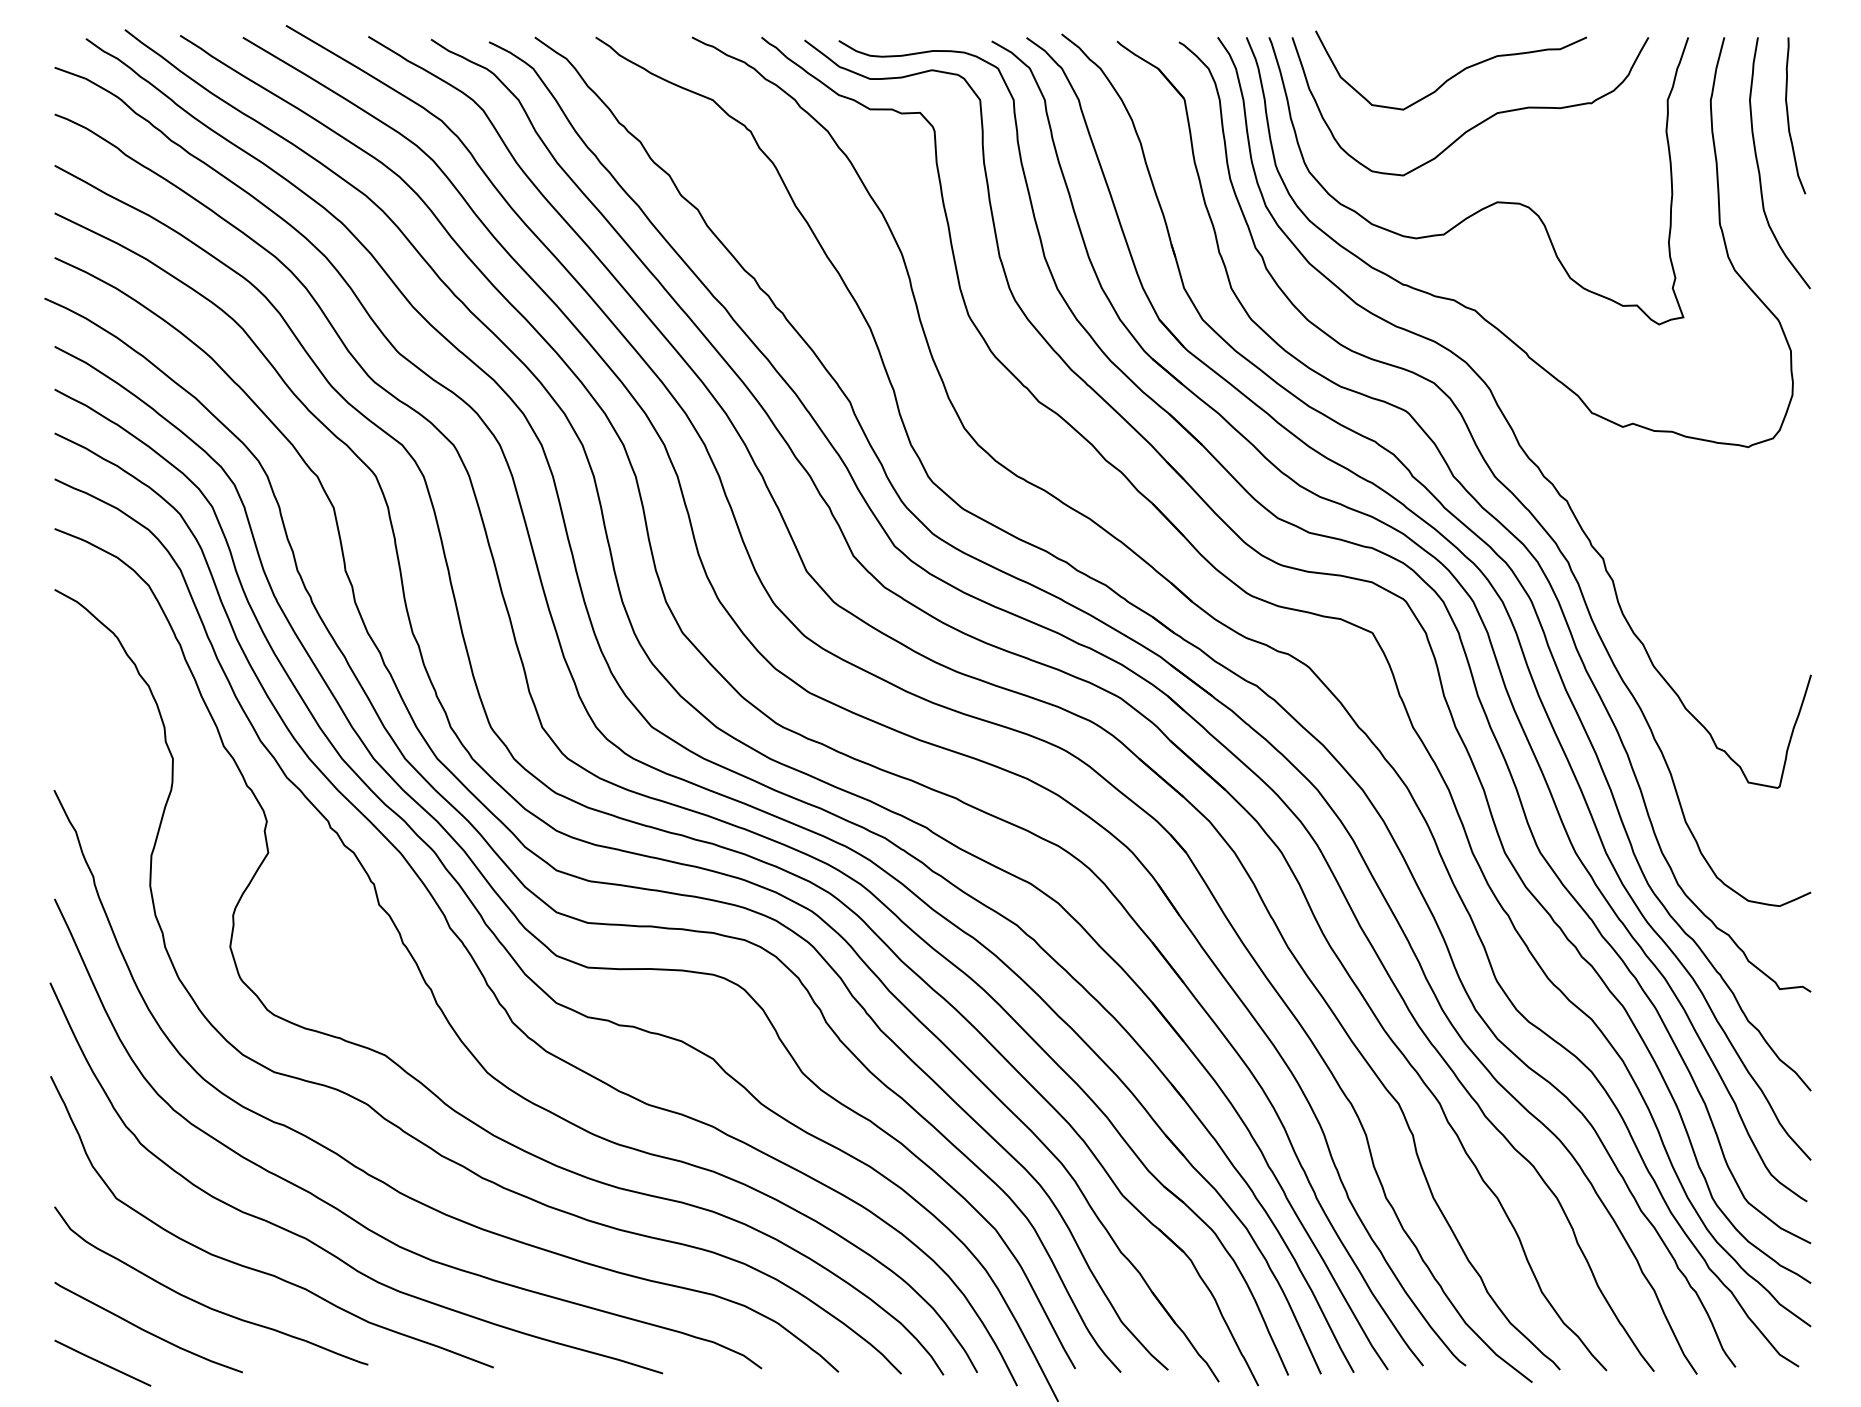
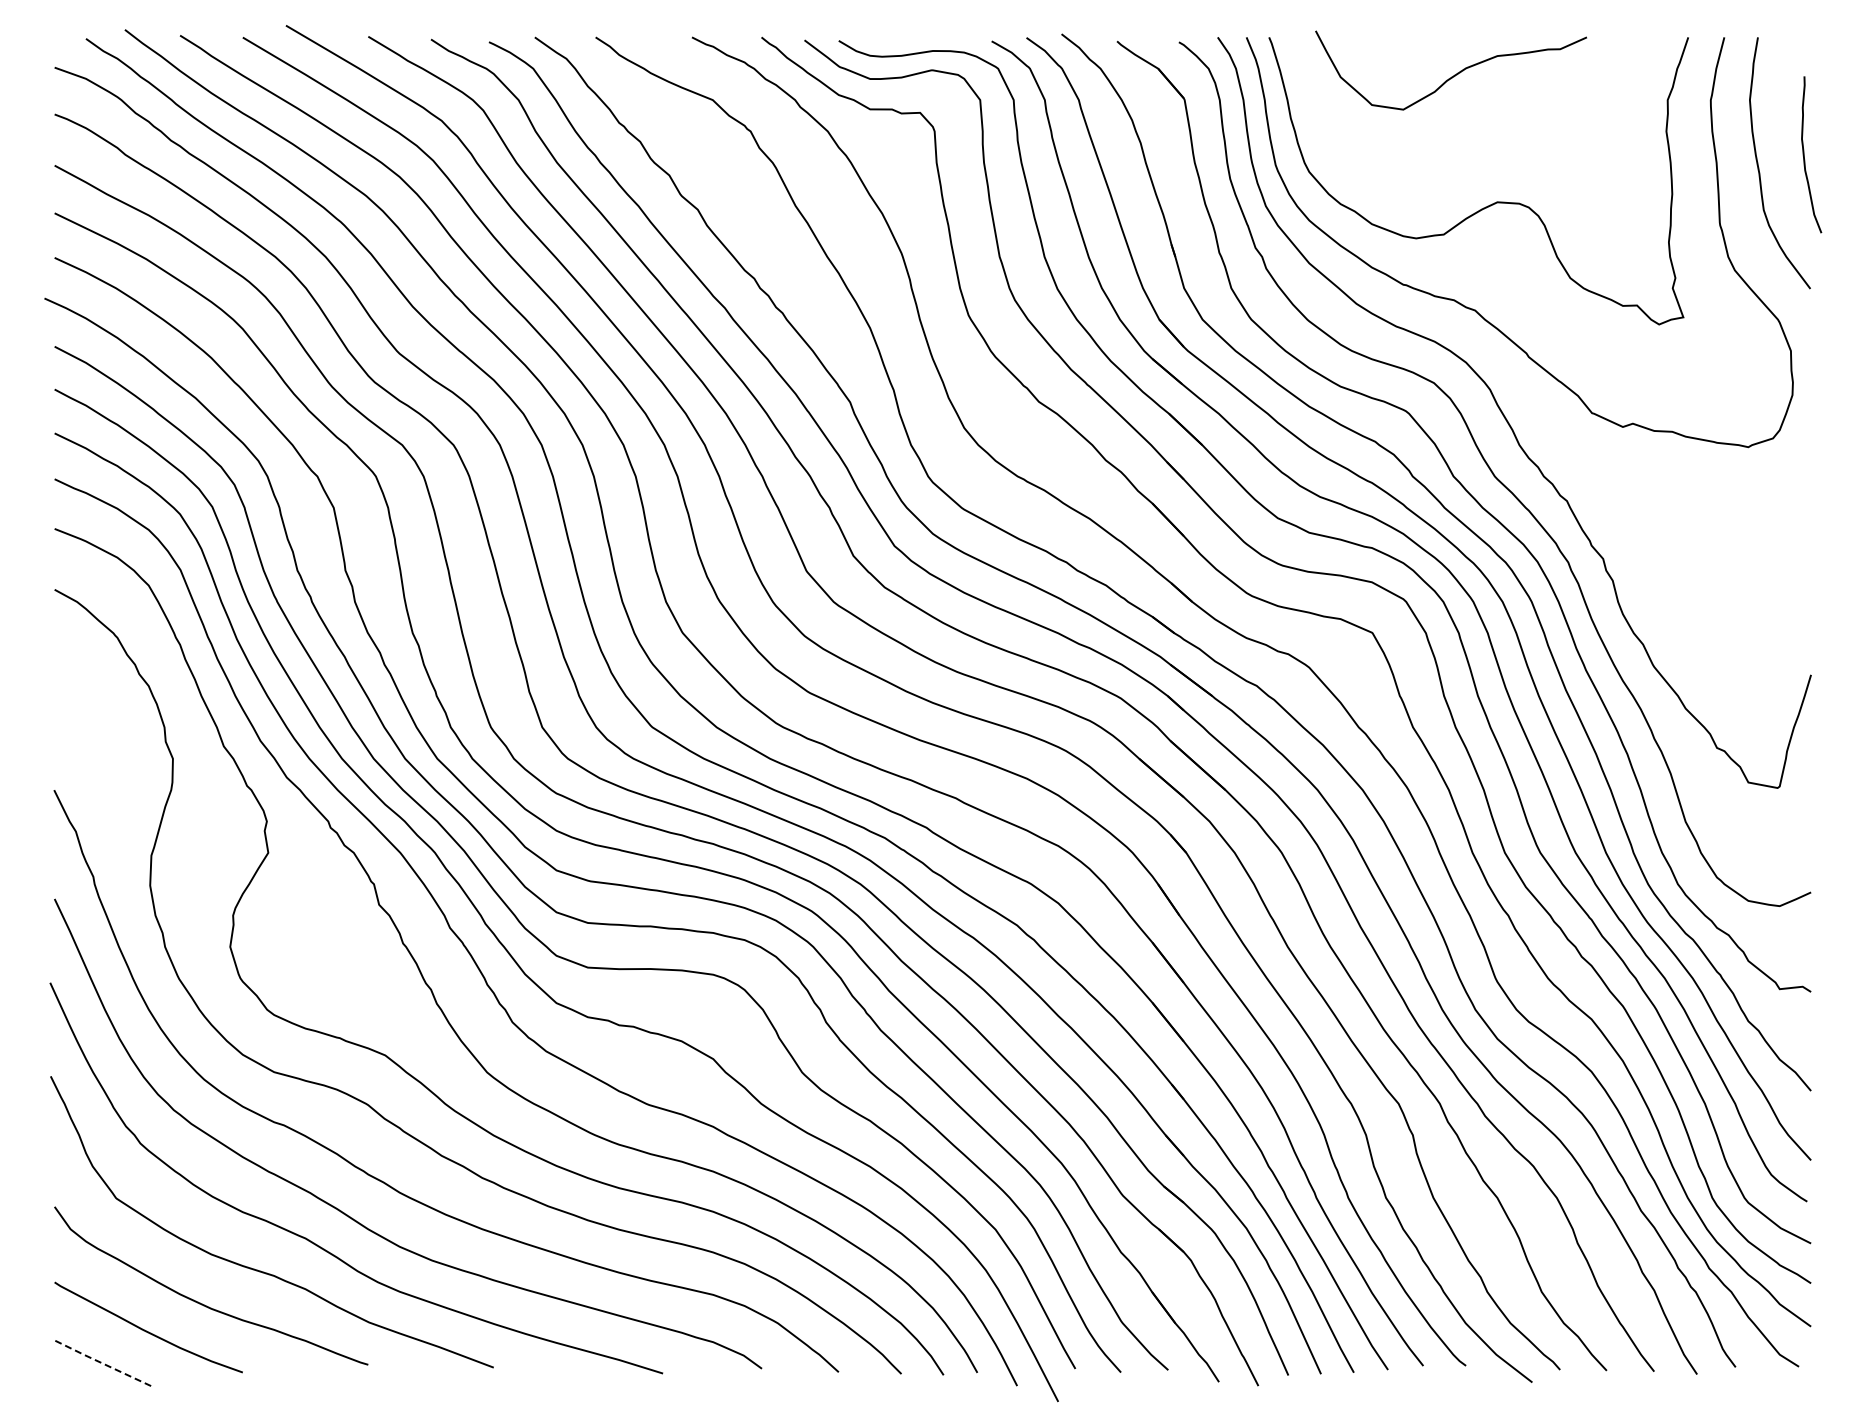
curve position: (1788, 115) -> (1804, 154) (1804, 154)
curve: present -> none (1479, 122)
line: solid -> dashed (101, 1363)
